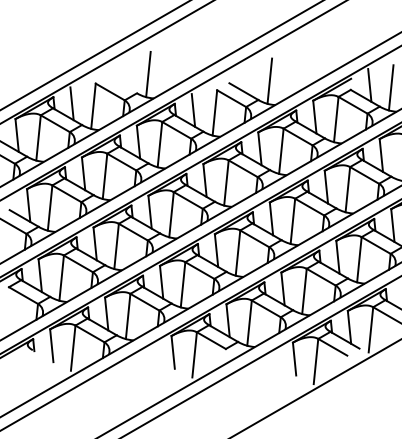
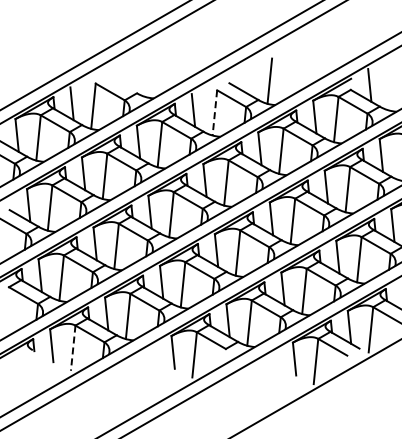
line: present -> none (148, 74)
line: present -> none (390, 87)
line: solid -> dashed (214, 112)
line: solid -> dashed (73, 348)
